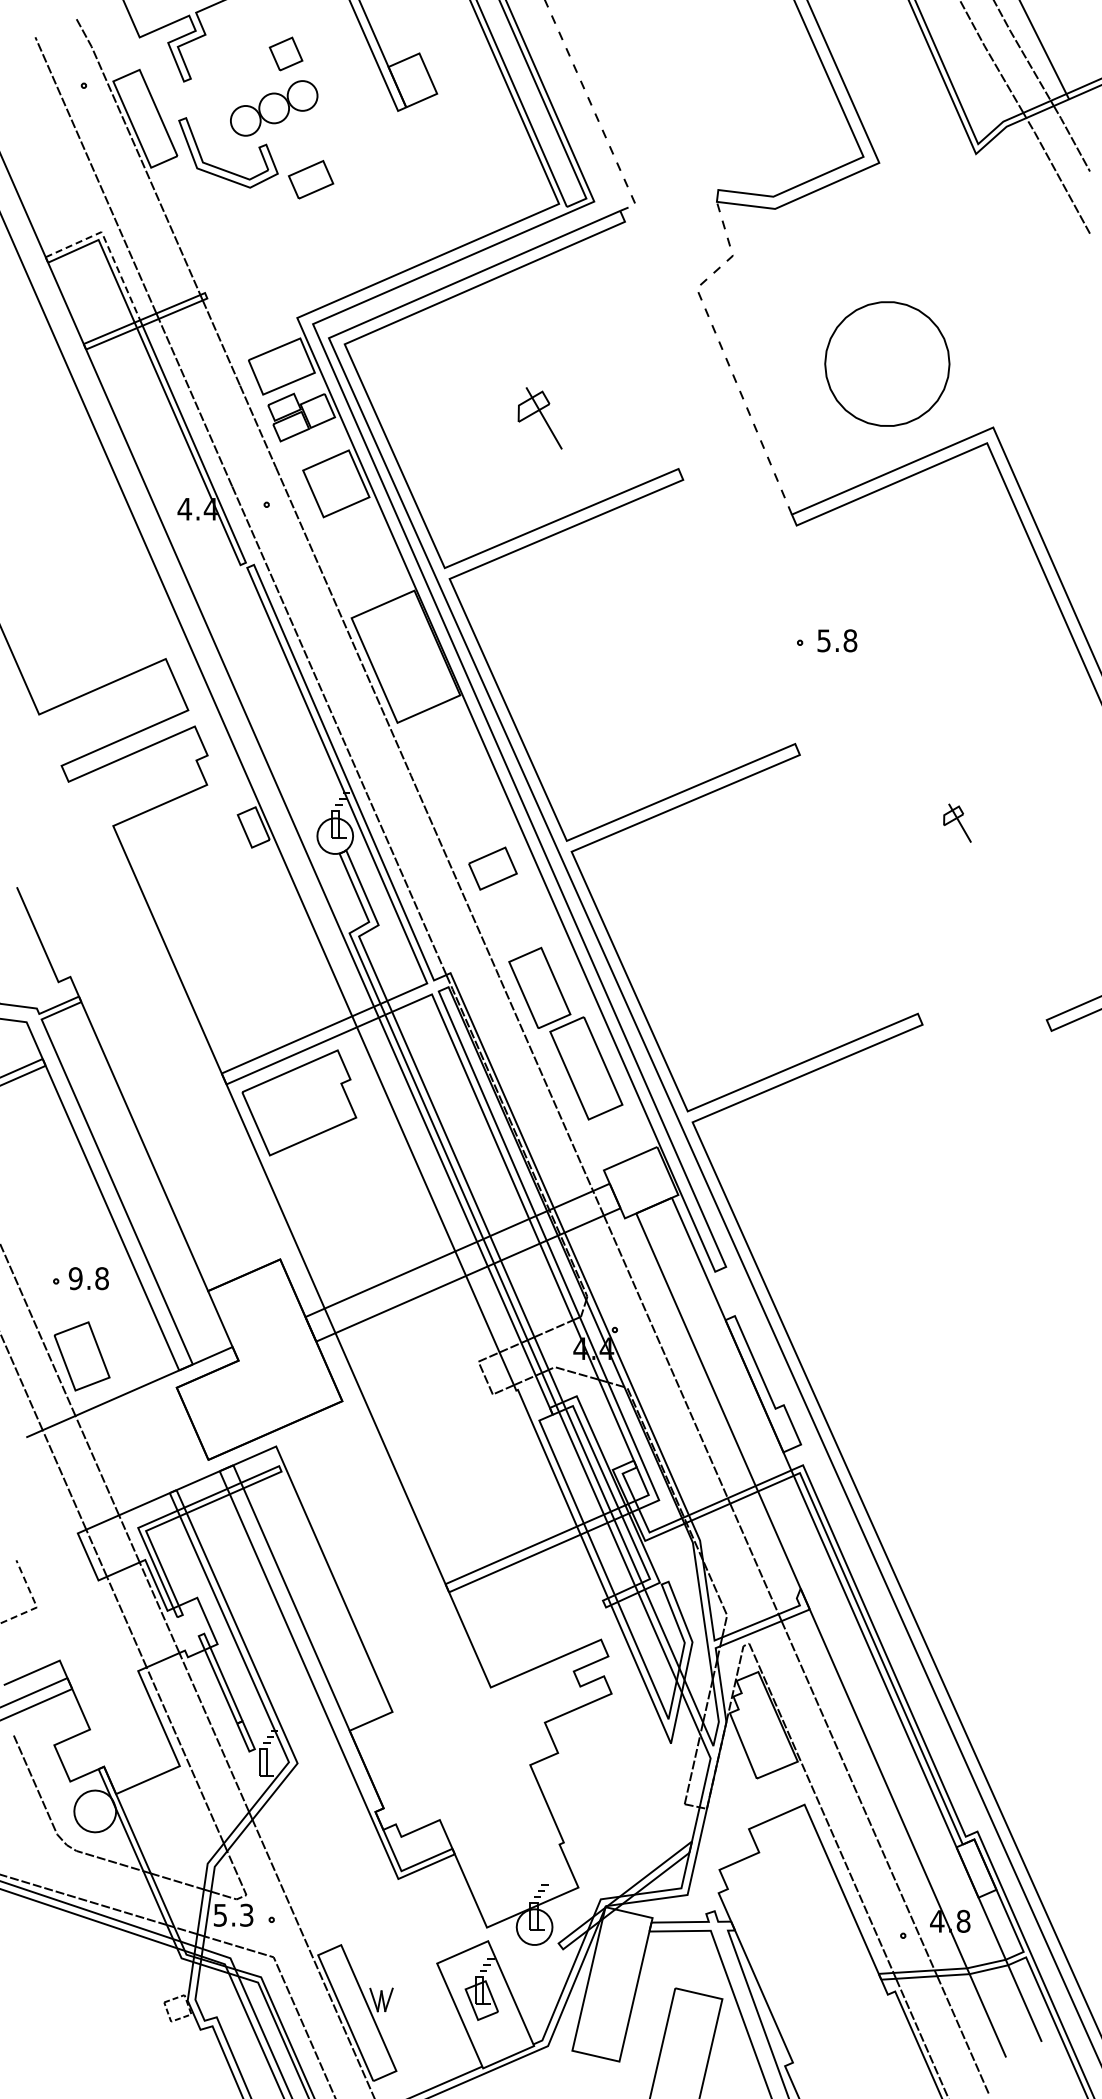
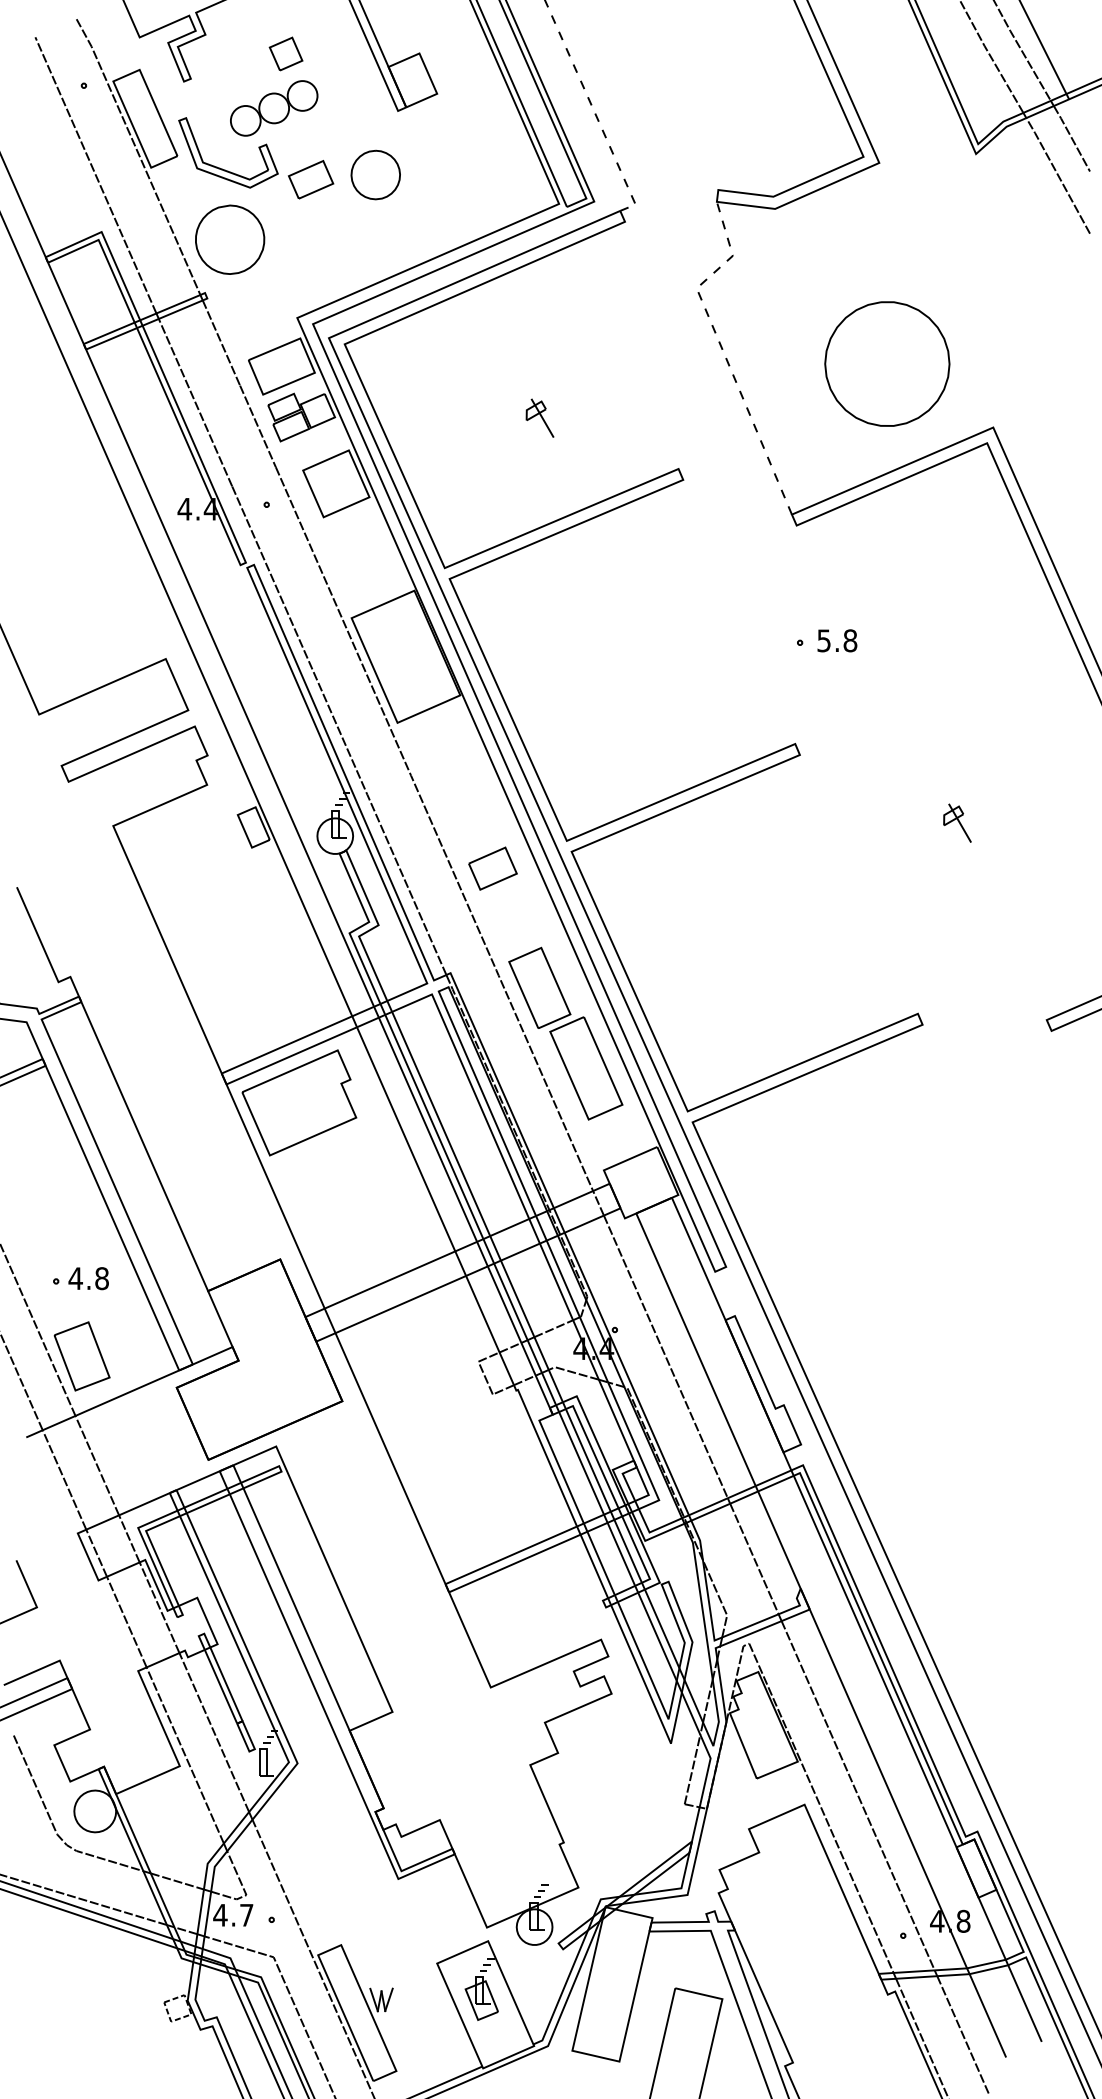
part: none -> present (375, 174)
part: none -> present (230, 239)
line: dashed -> solid (108, 247)
part size: 46x63 px -> 30x40 px (539, 417)
text: 9.8 -> 4.8 (75, 1278)
line: dashed -> solid (34, 1601)
text: 5.3 -> 4.7 (233, 1914)
